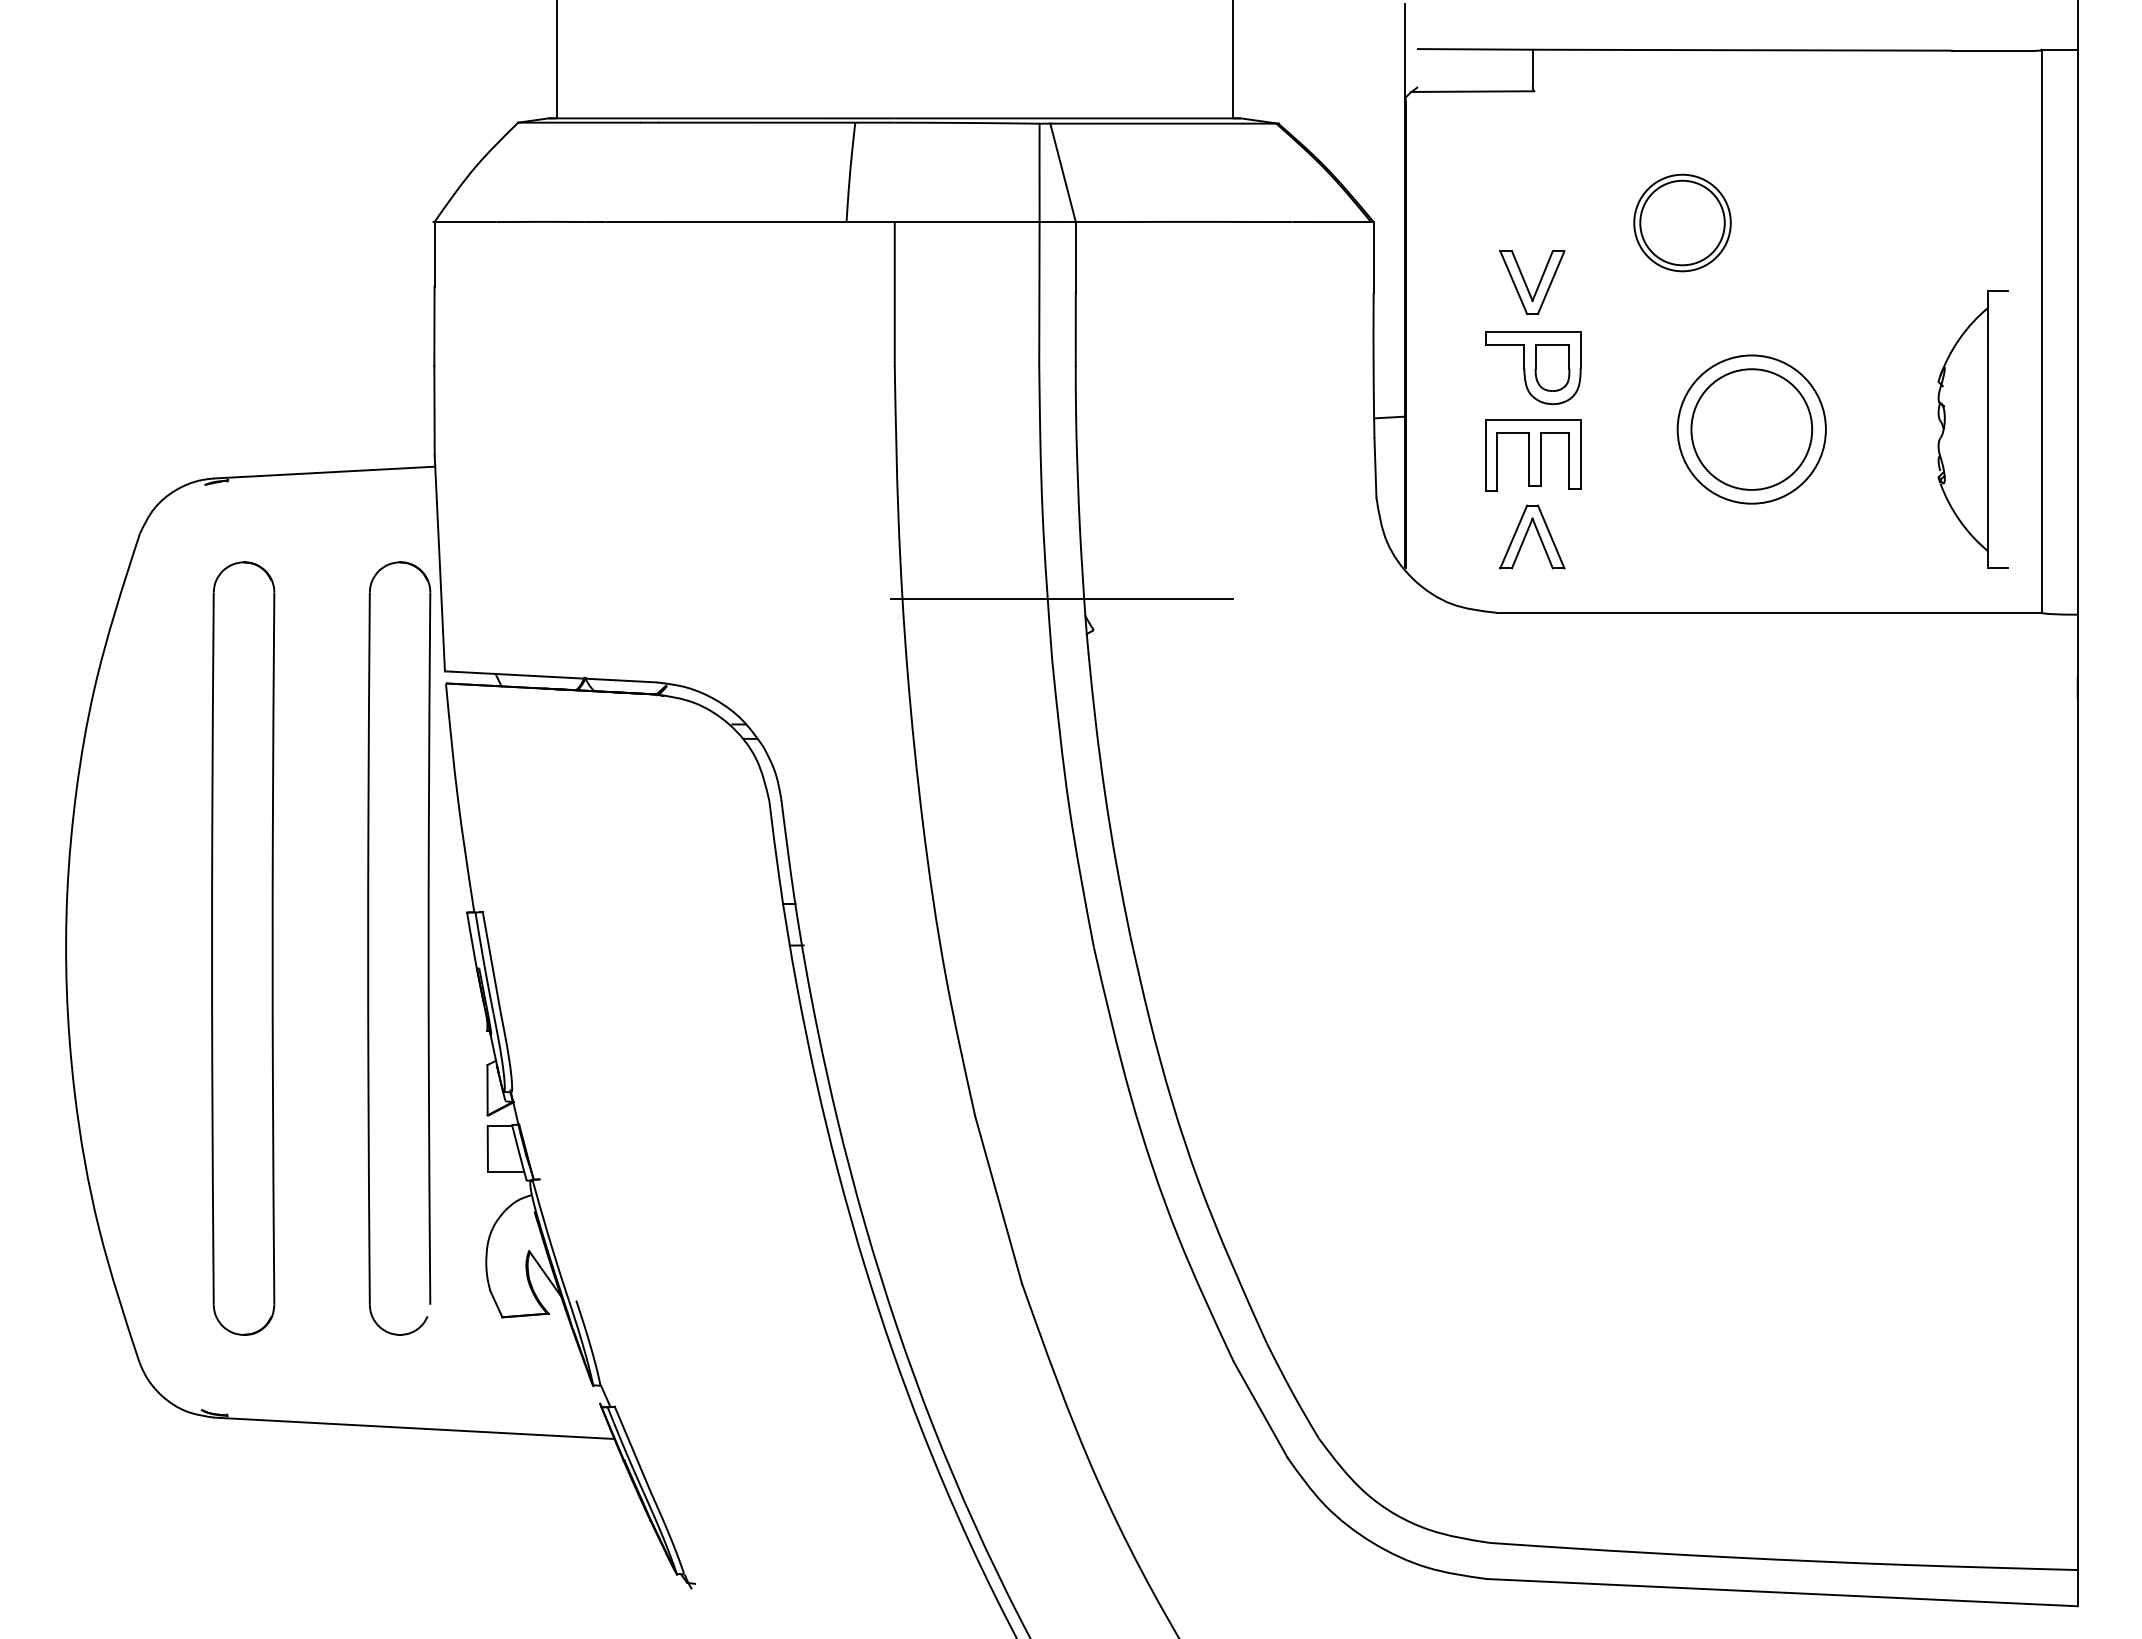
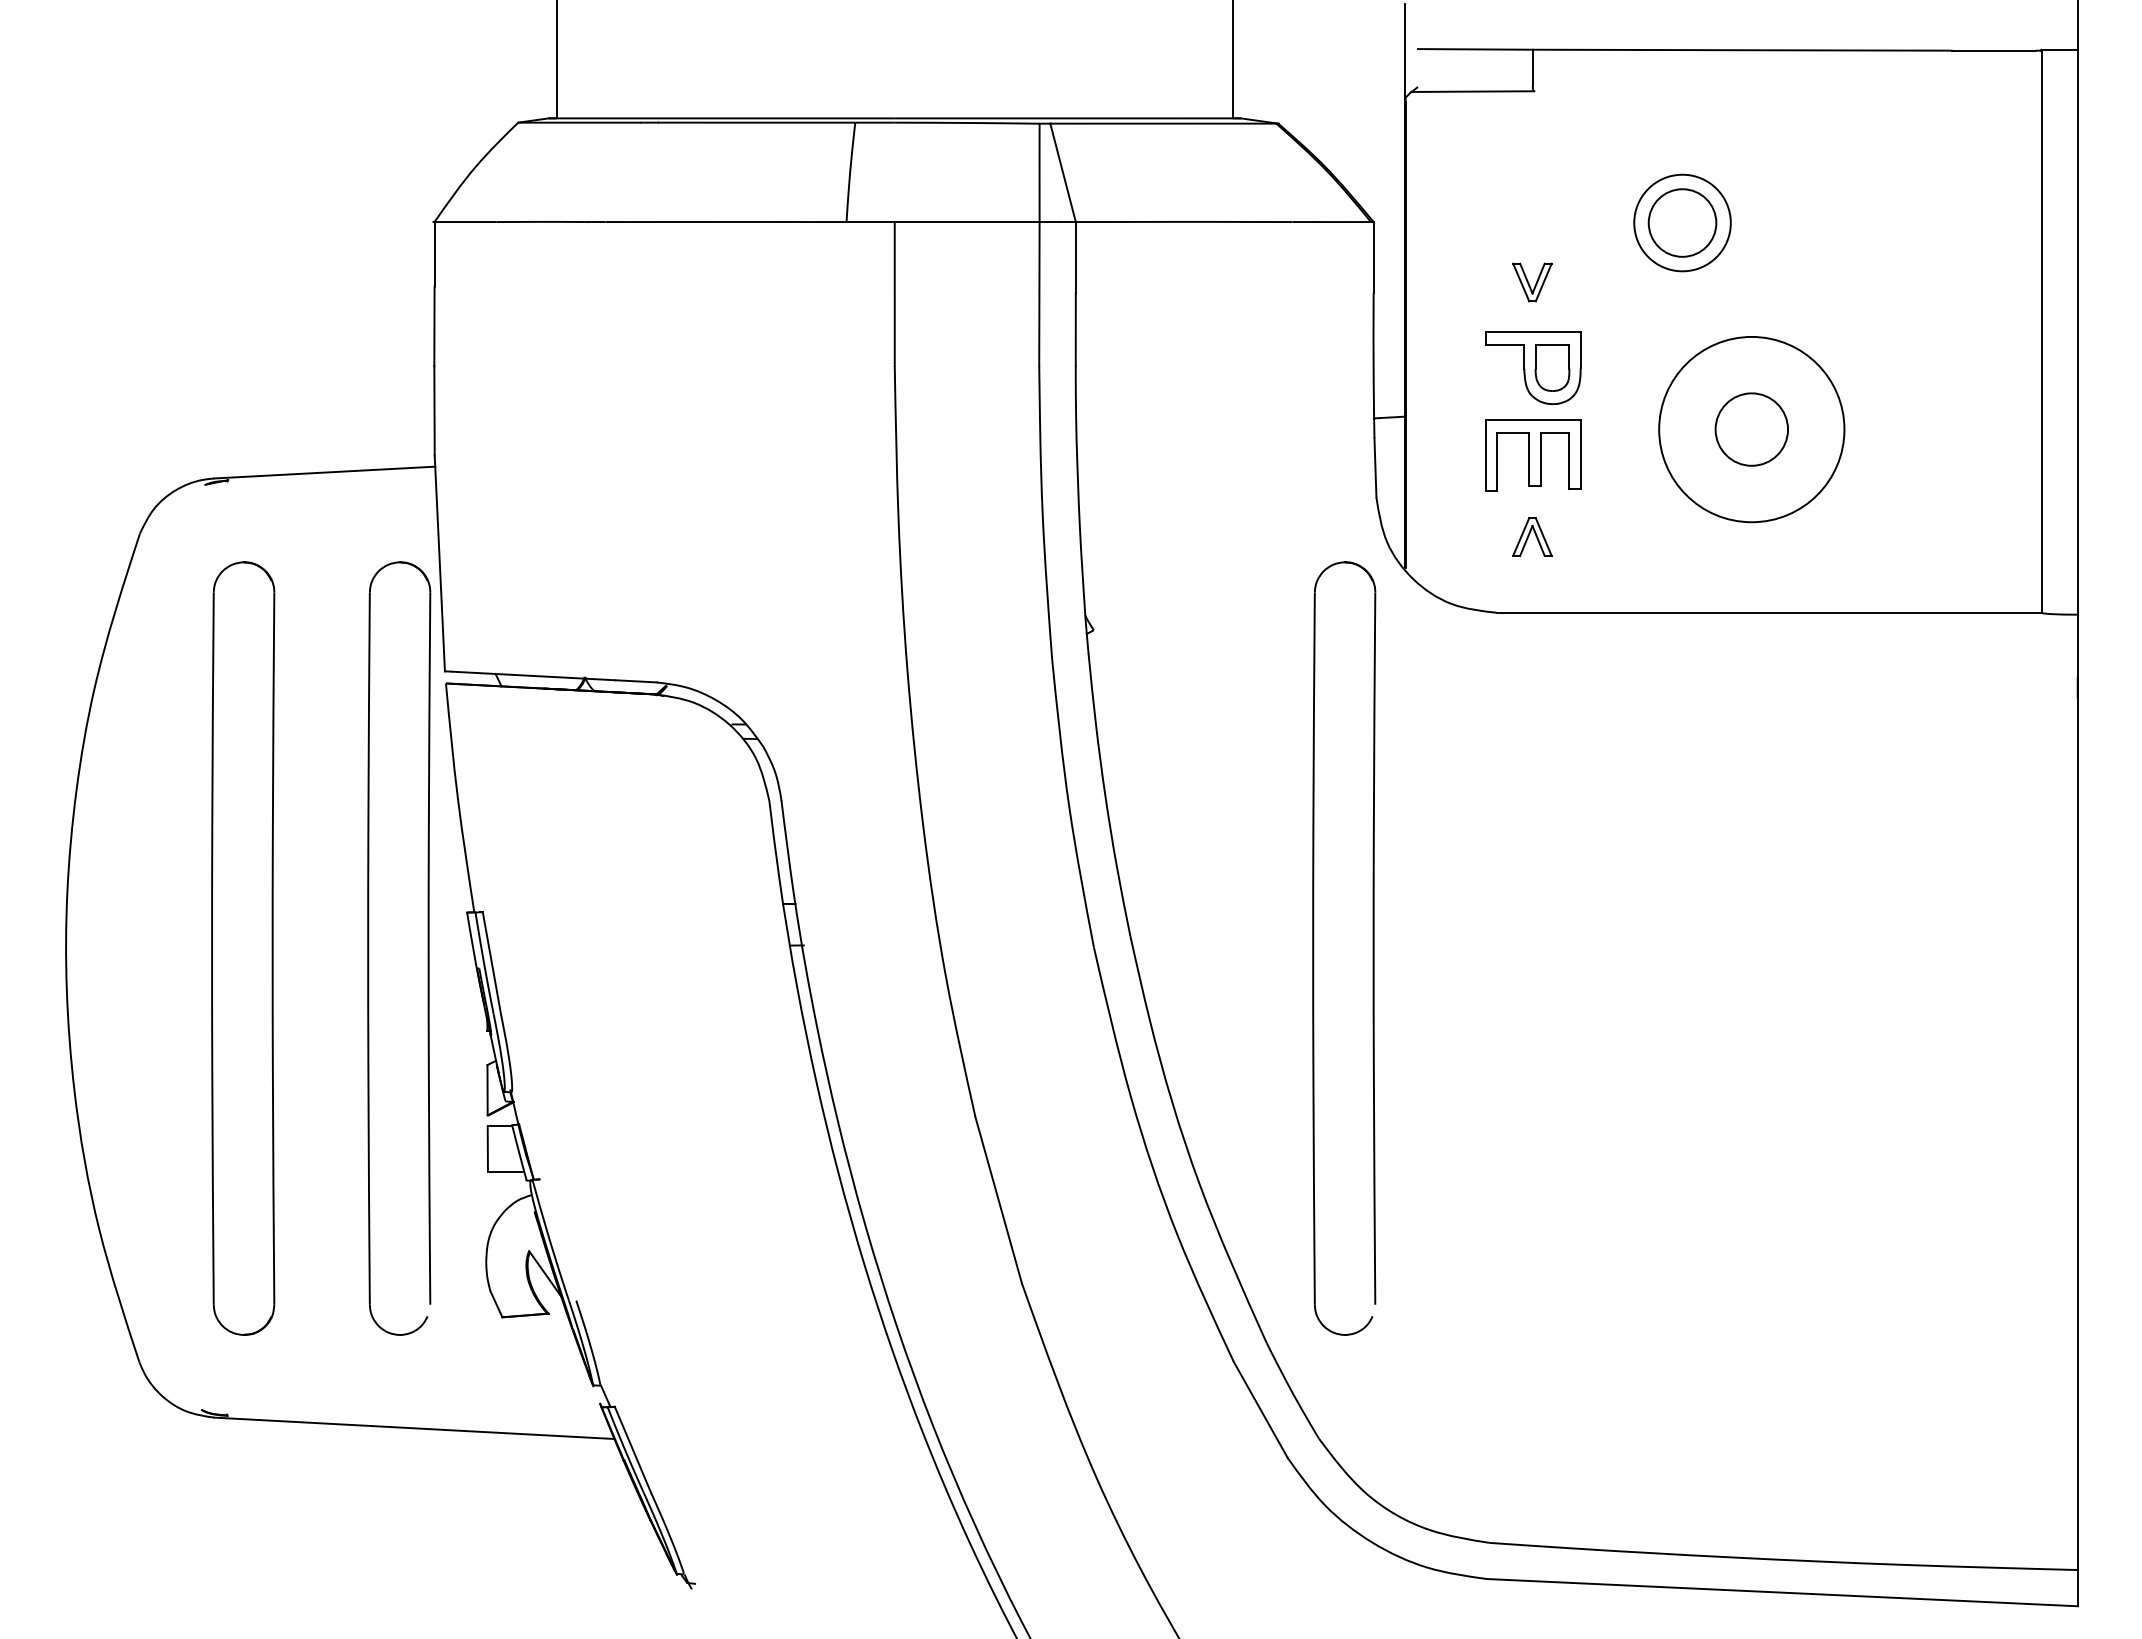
circle diameter: 84 px -> 68 px (1682, 222)
part size: 67x65 px -> 41x41 px (1532, 282)
circle diameter: 121 px -> 72 px (1751, 429)
circle diameter: 148 px -> 185 px (1751, 429)
part: present -> none (1972, 429)
part size: 67x66 px -> 41x40 px (1532, 536)
line: present -> none (1061, 598)
part: none -> present (1372, 948)
